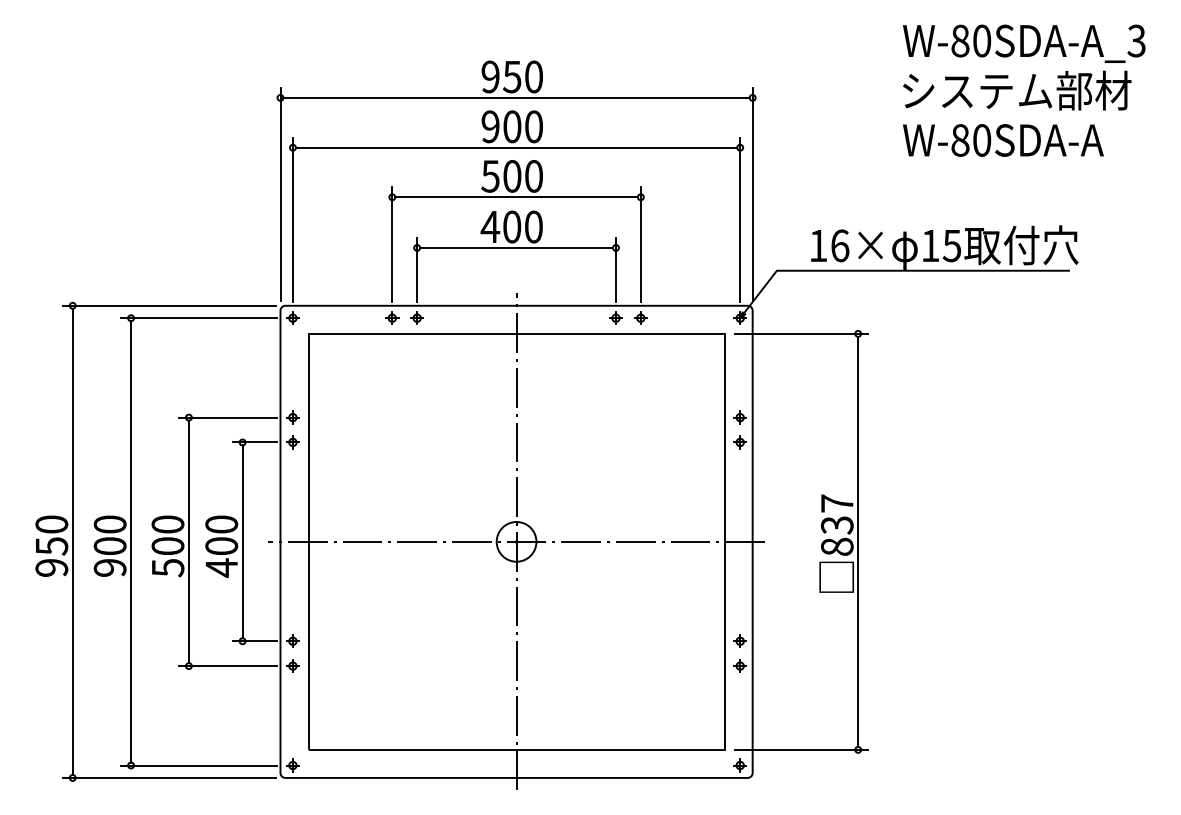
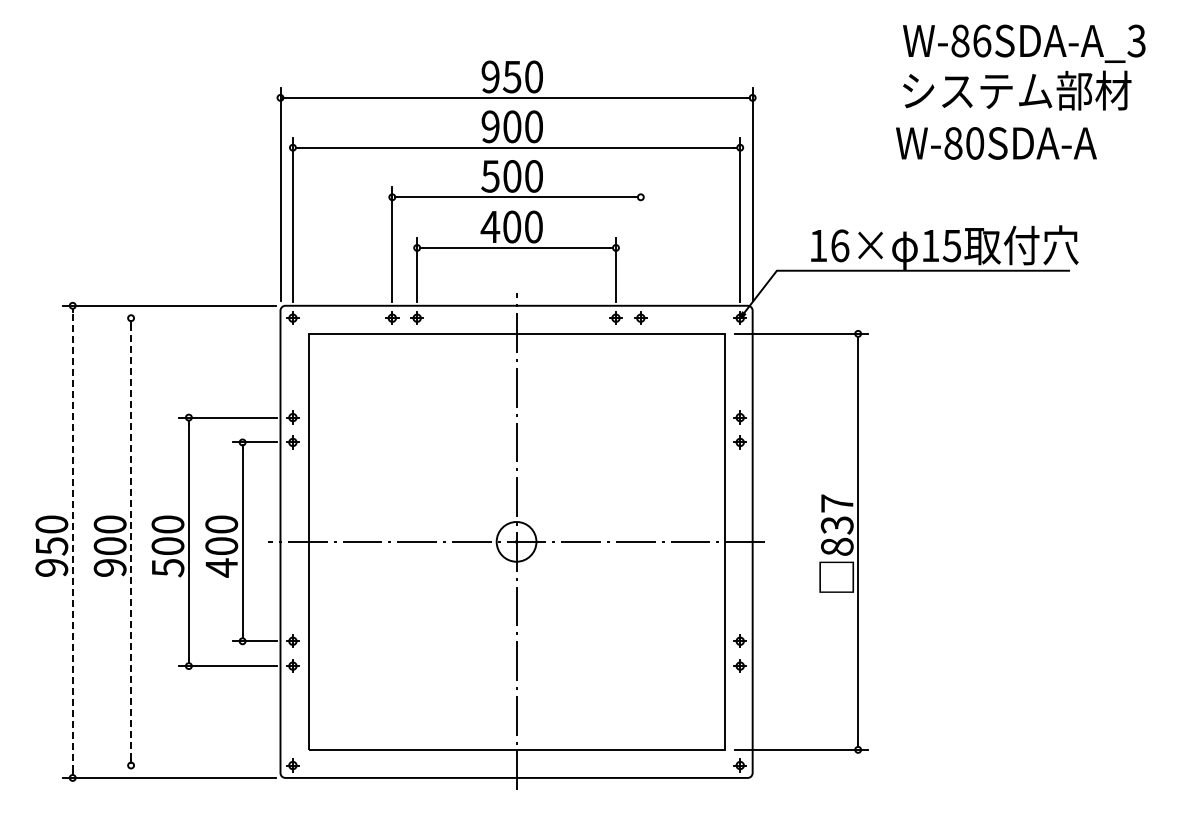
text: W-80SDA-A_3 -> W-86SDA-A_3 (982, 40)
text position: (1003, 140) -> (996, 143) (996, 143)
line: present -> none (640, 244)
line: present -> none (198, 318)
line: solid -> dashed (72, 541)
line: solid -> dashed (131, 541)
line: present -> none (198, 765)
